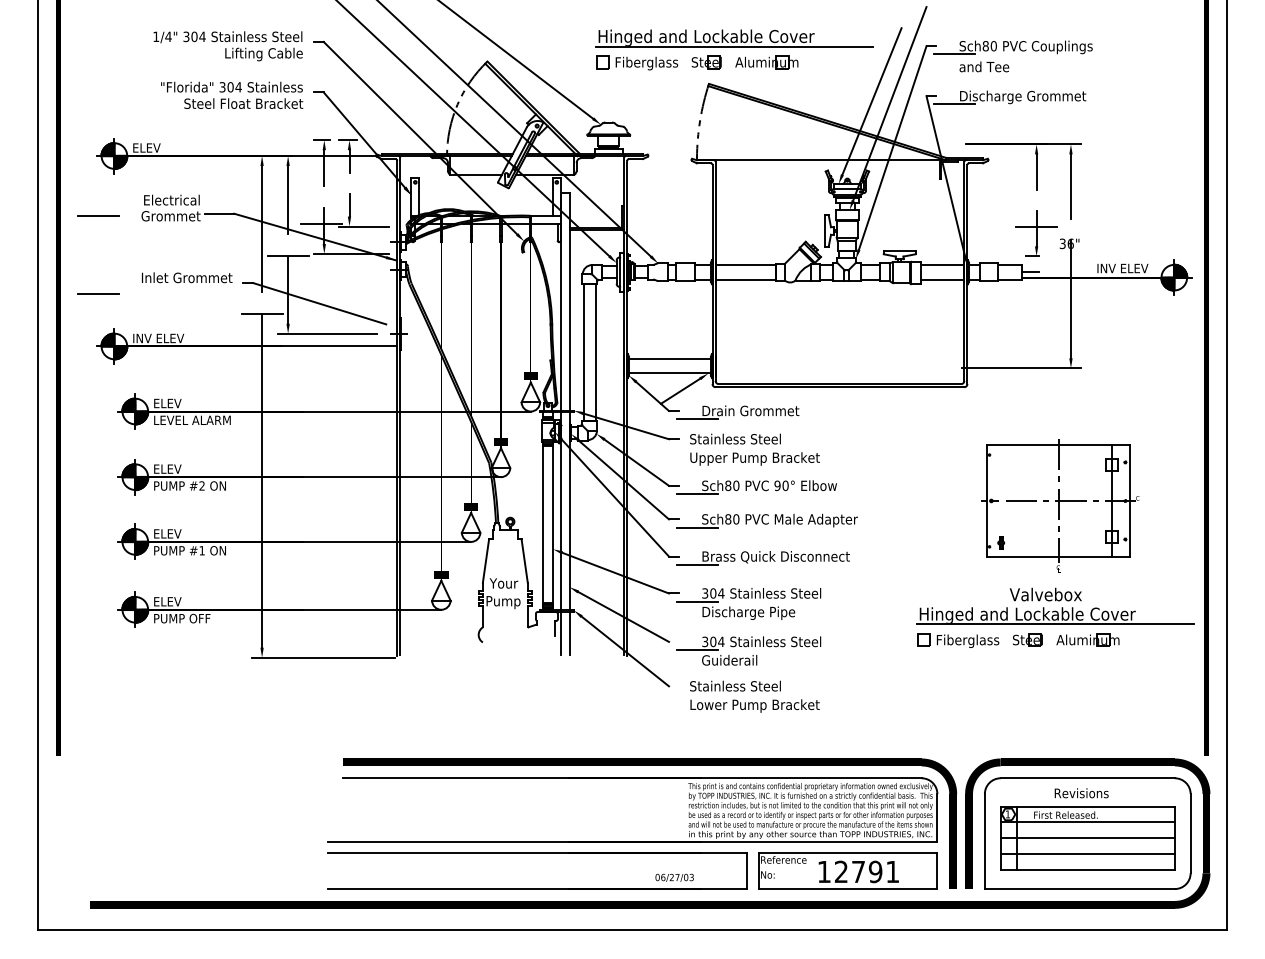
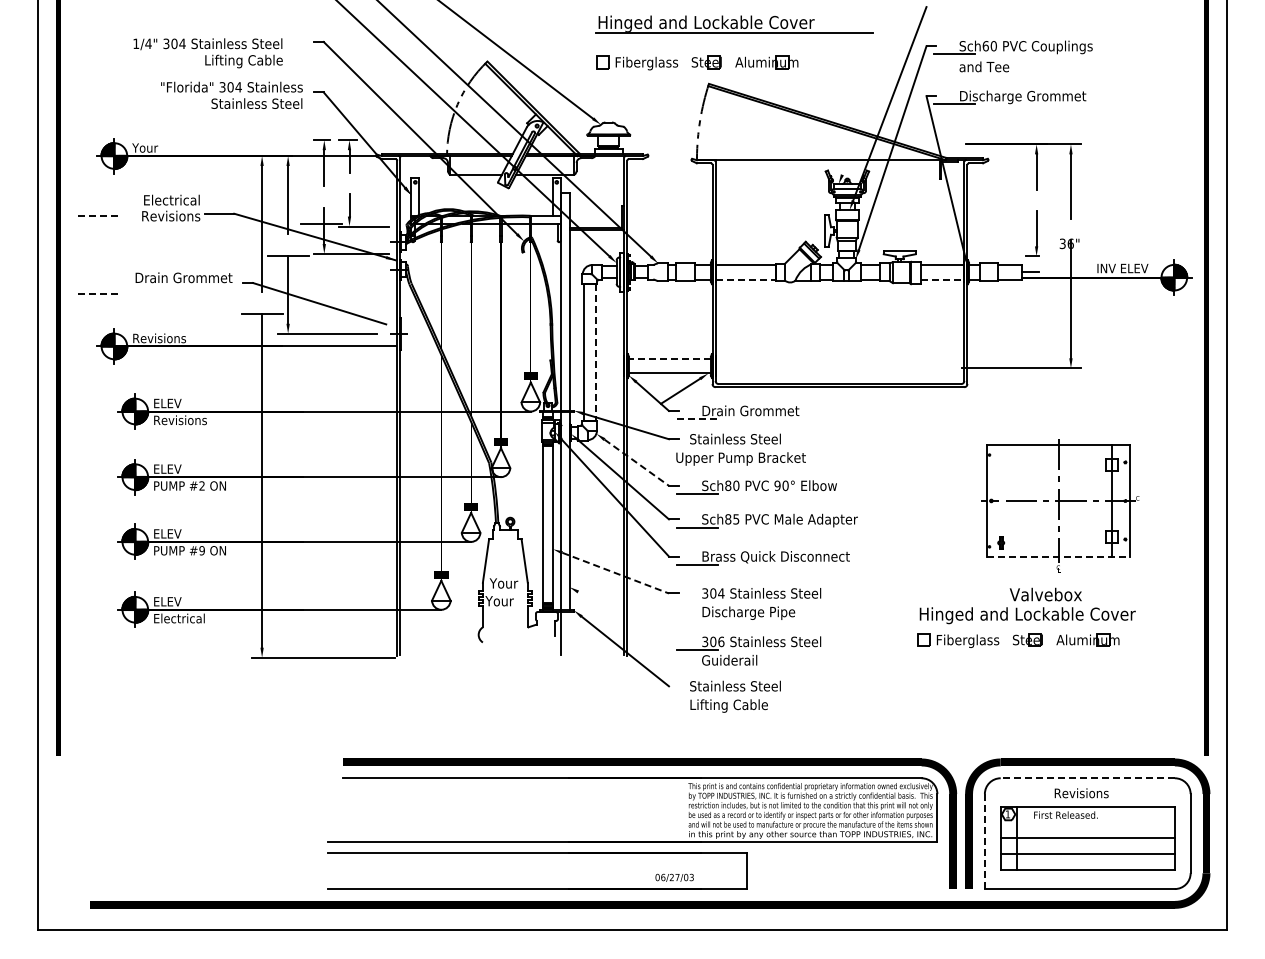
part position: (734, 38) -> (734, 24) (734, 24)
text position: (227, 46) -> (207, 53) (207, 53)
text: Sch80 -> Sch60 (985, 46)
line: present -> none (871, 101)
text: Steel Float Bracket -> Stainless Steel (243, 103)
text: ELEV -> Your (146, 147)
text: Grommet -> Revisions (170, 215)
line: solid -> dashed (98, 216)
line: present -> none (1036, 227)
text: Inlet Grommet -> Drain Grommet (151, 277)
line: solid -> dashed (746, 279)
line: solid -> dashed (942, 279)
line: solid -> dashed (98, 293)
text: INV ELEV -> Revisions (159, 338)
line: solid -> dashed (595, 353)
line: solid -> dashed (669, 358)
line: solid -> dashed (697, 419)
text: LEVEL ALARM -> Revisions (192, 420)
text position: (754, 458) -> (740, 458) (740, 458)
line: solid -> dashed (636, 462)
text: Sch80 -> Sch85 (736, 519)
text: #1 -> #9 (201, 550)
line: solid -> dashed (1058, 556)
line: solid -> dashed (616, 573)
line: present -> none (696, 601)
text: Pump -> Your (502, 602)
line: present -> none (623, 616)
text: PUMP OFF -> Electrical (182, 618)
line: present -> none (1054, 624)
line: present -> none (569, 633)
text: 304 -> 306 (721, 641)
text: Lower Pump Bracket -> Lifting Cable (758, 705)
line: solid -> dashed (1087, 778)
line: present -> none (1087, 822)
line: solid -> dashed (984, 841)
part: present -> none (847, 870)
